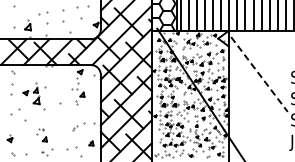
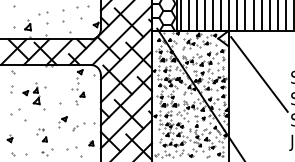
line: dashed -> solid (259, 74)
part size: 4x13 px -> 4x9 px (11, 89)
part: none -> present (62, 122)
